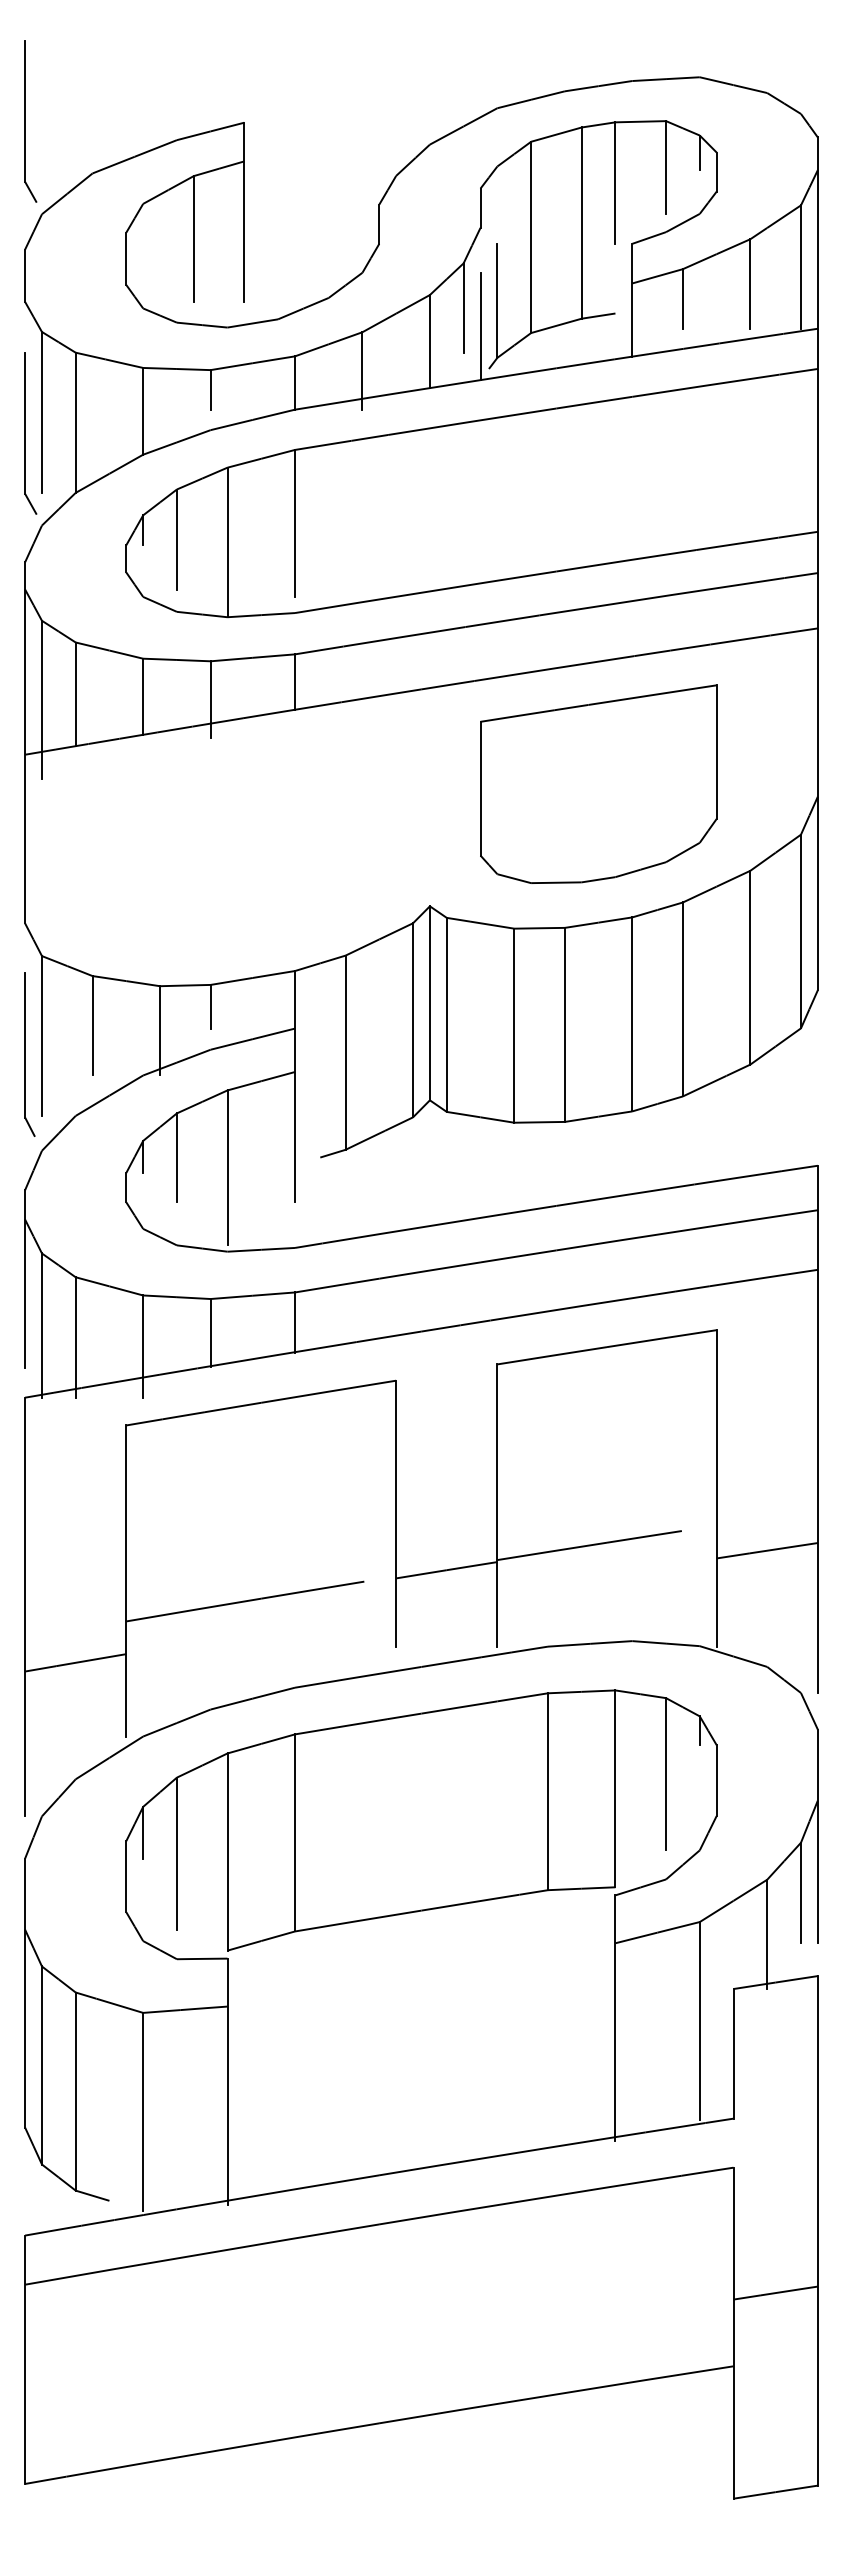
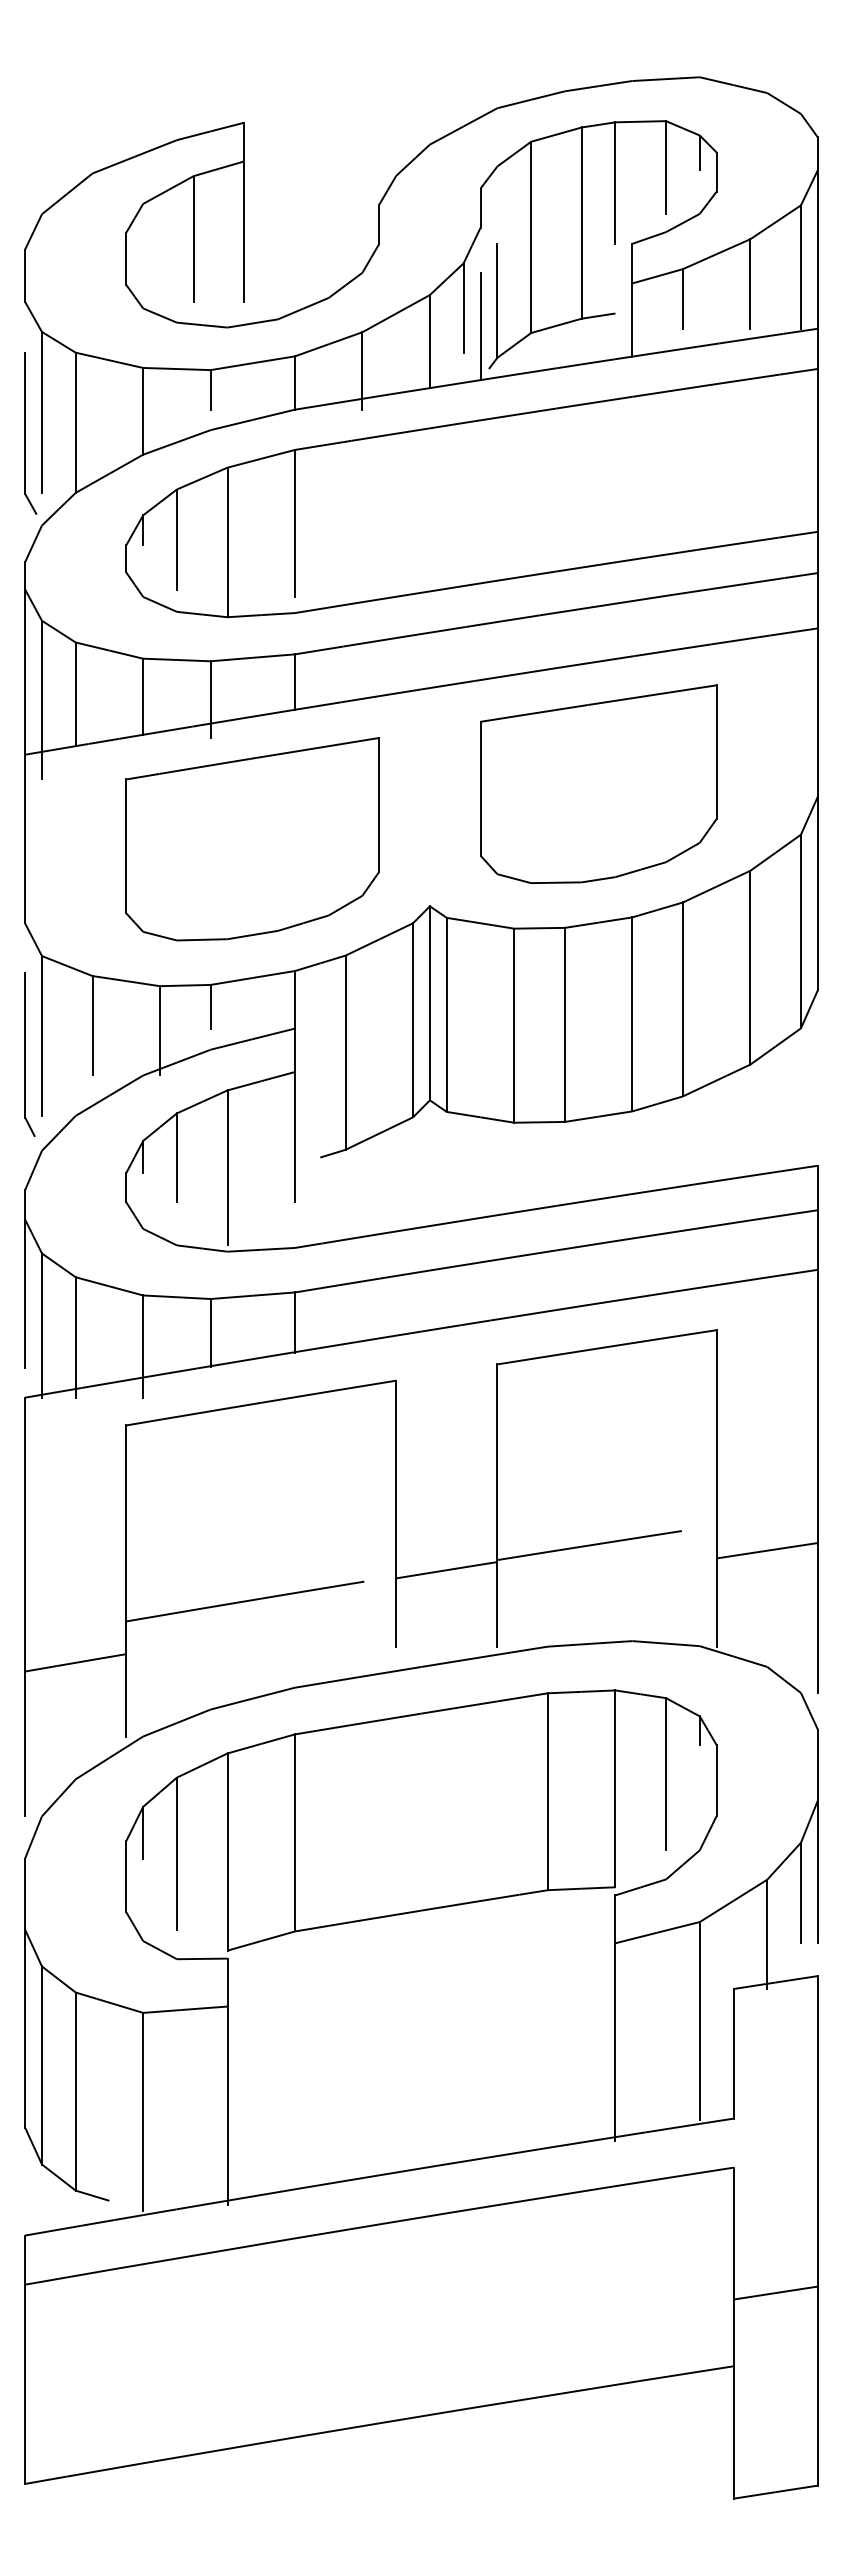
part: present -> none (30, 121)
part: none -> present (252, 839)
